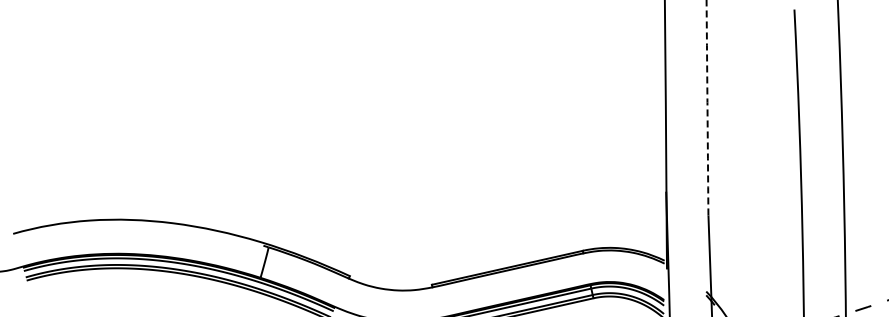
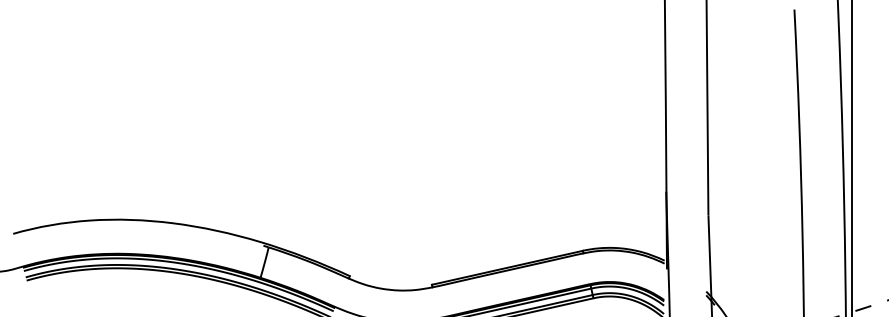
arc: dashed -> solid (707, 107)
line: none -> present (852, 157)
